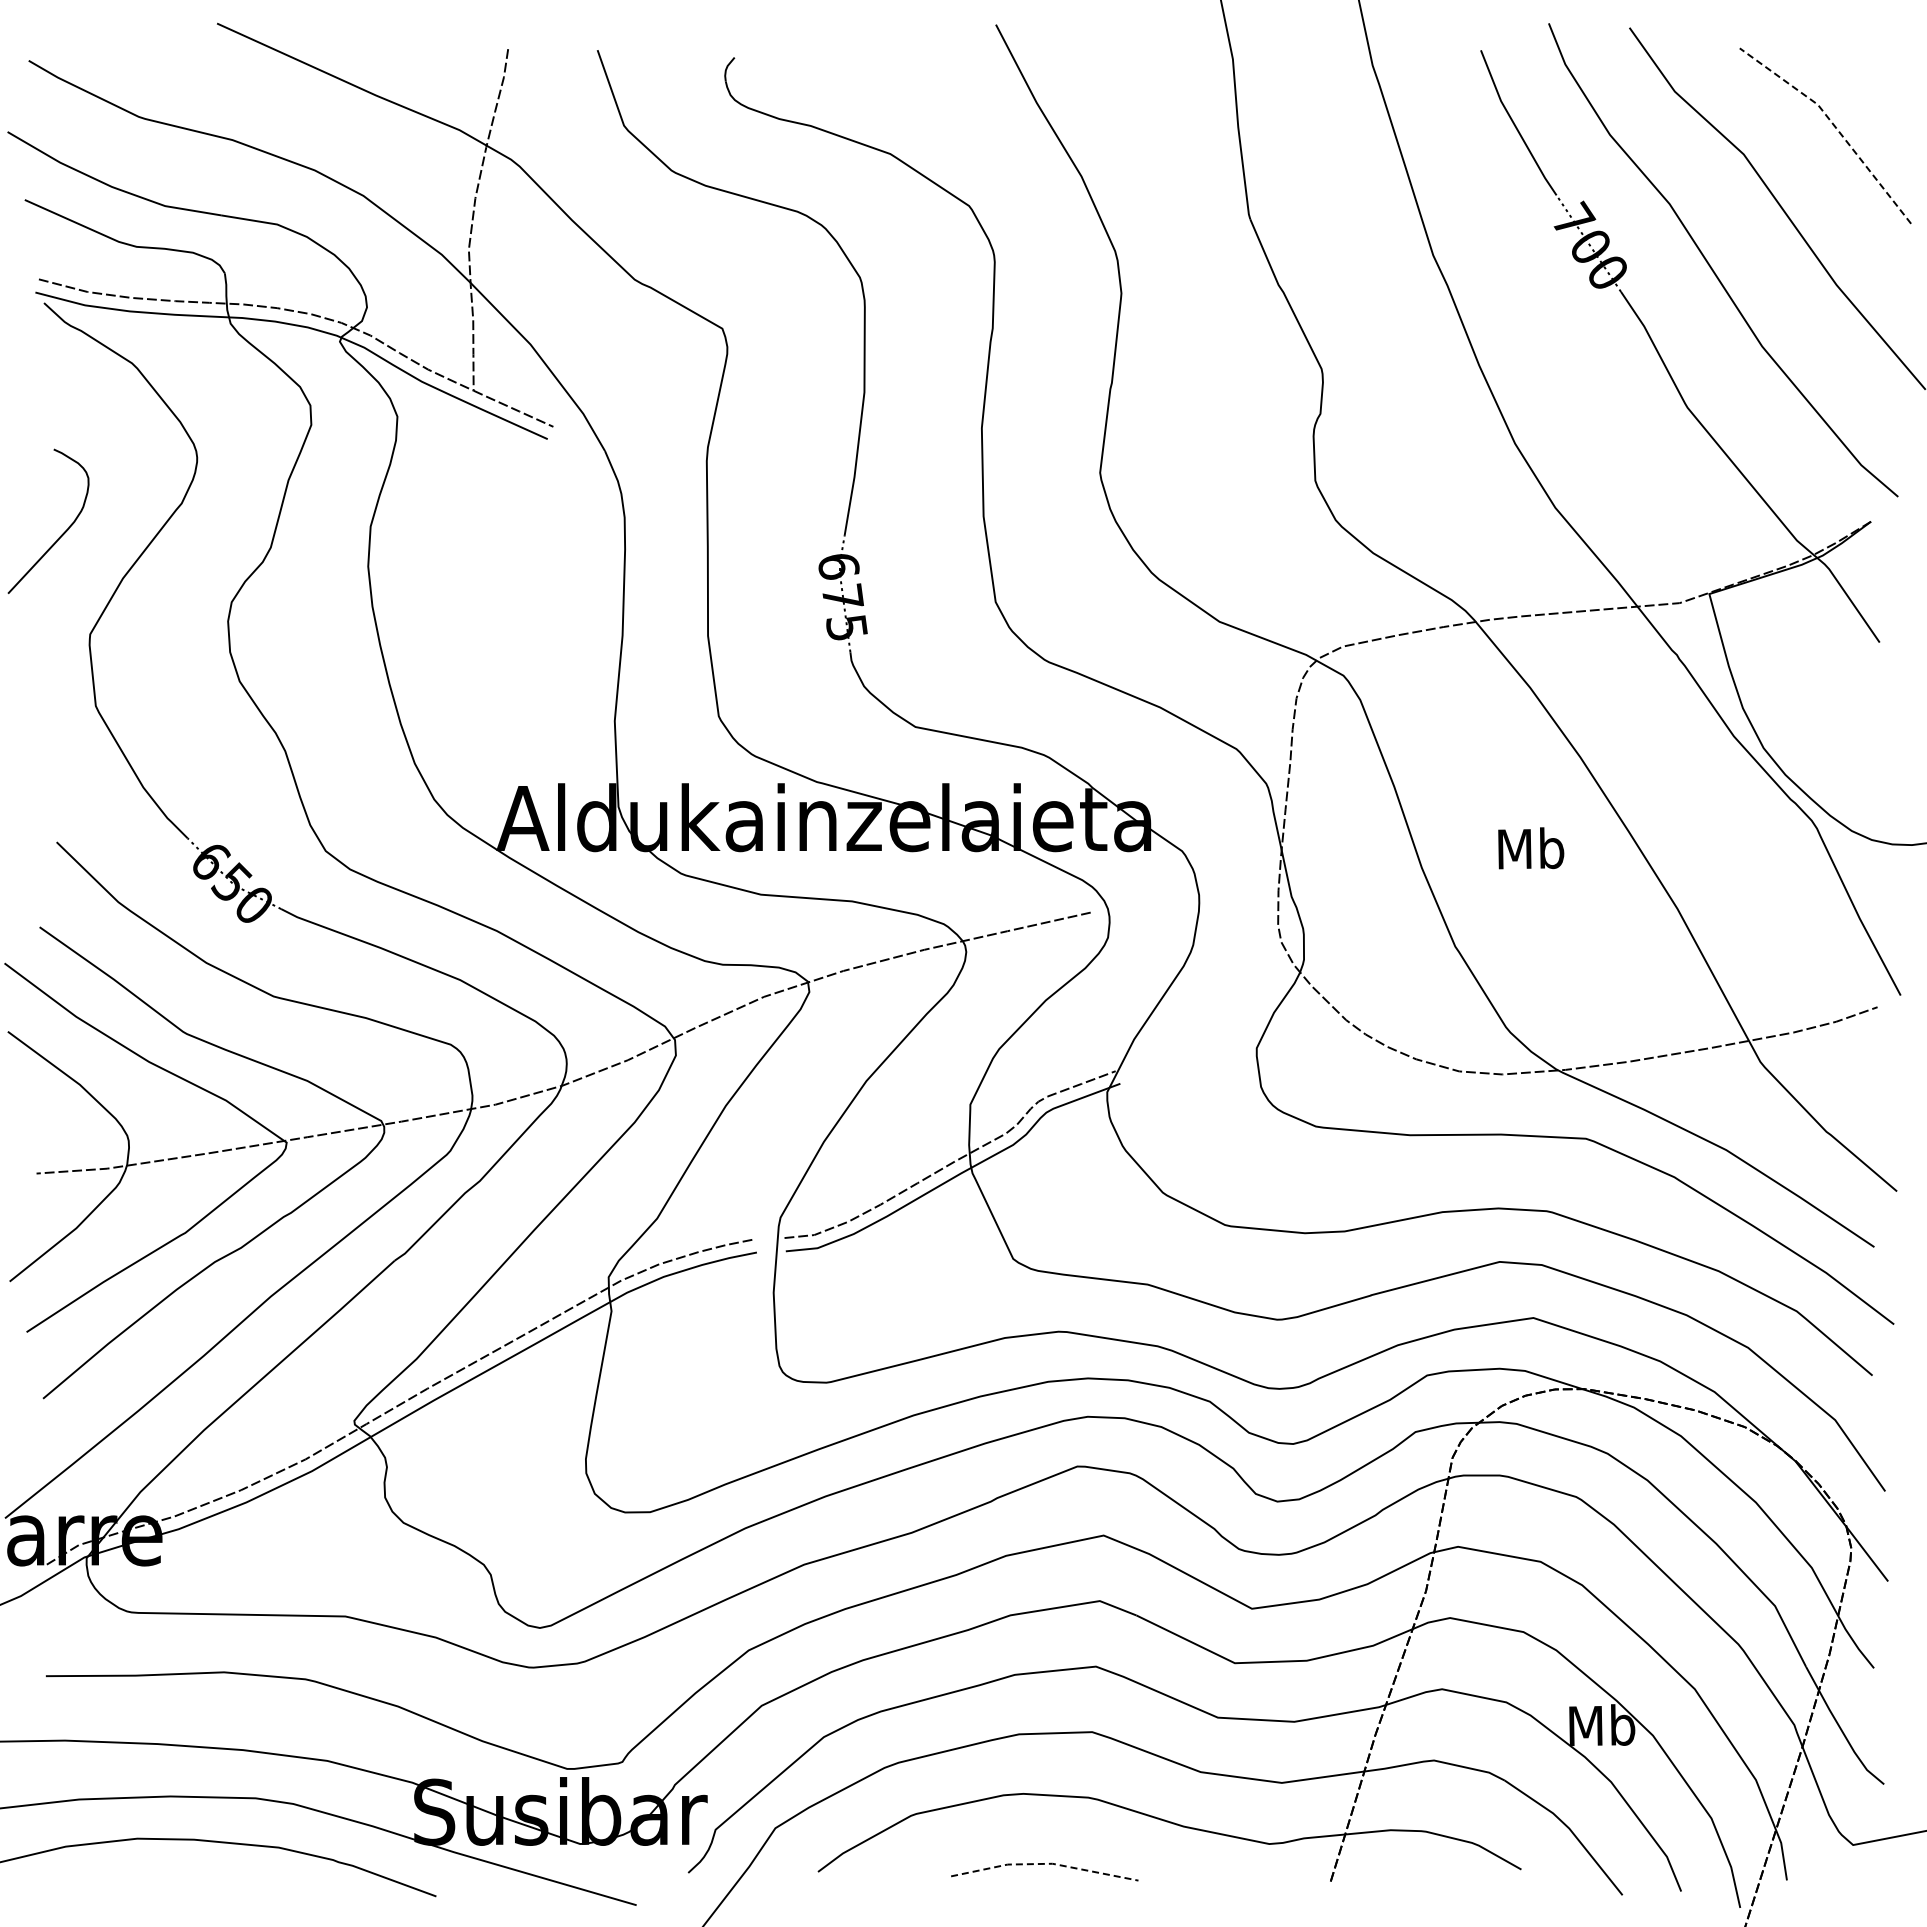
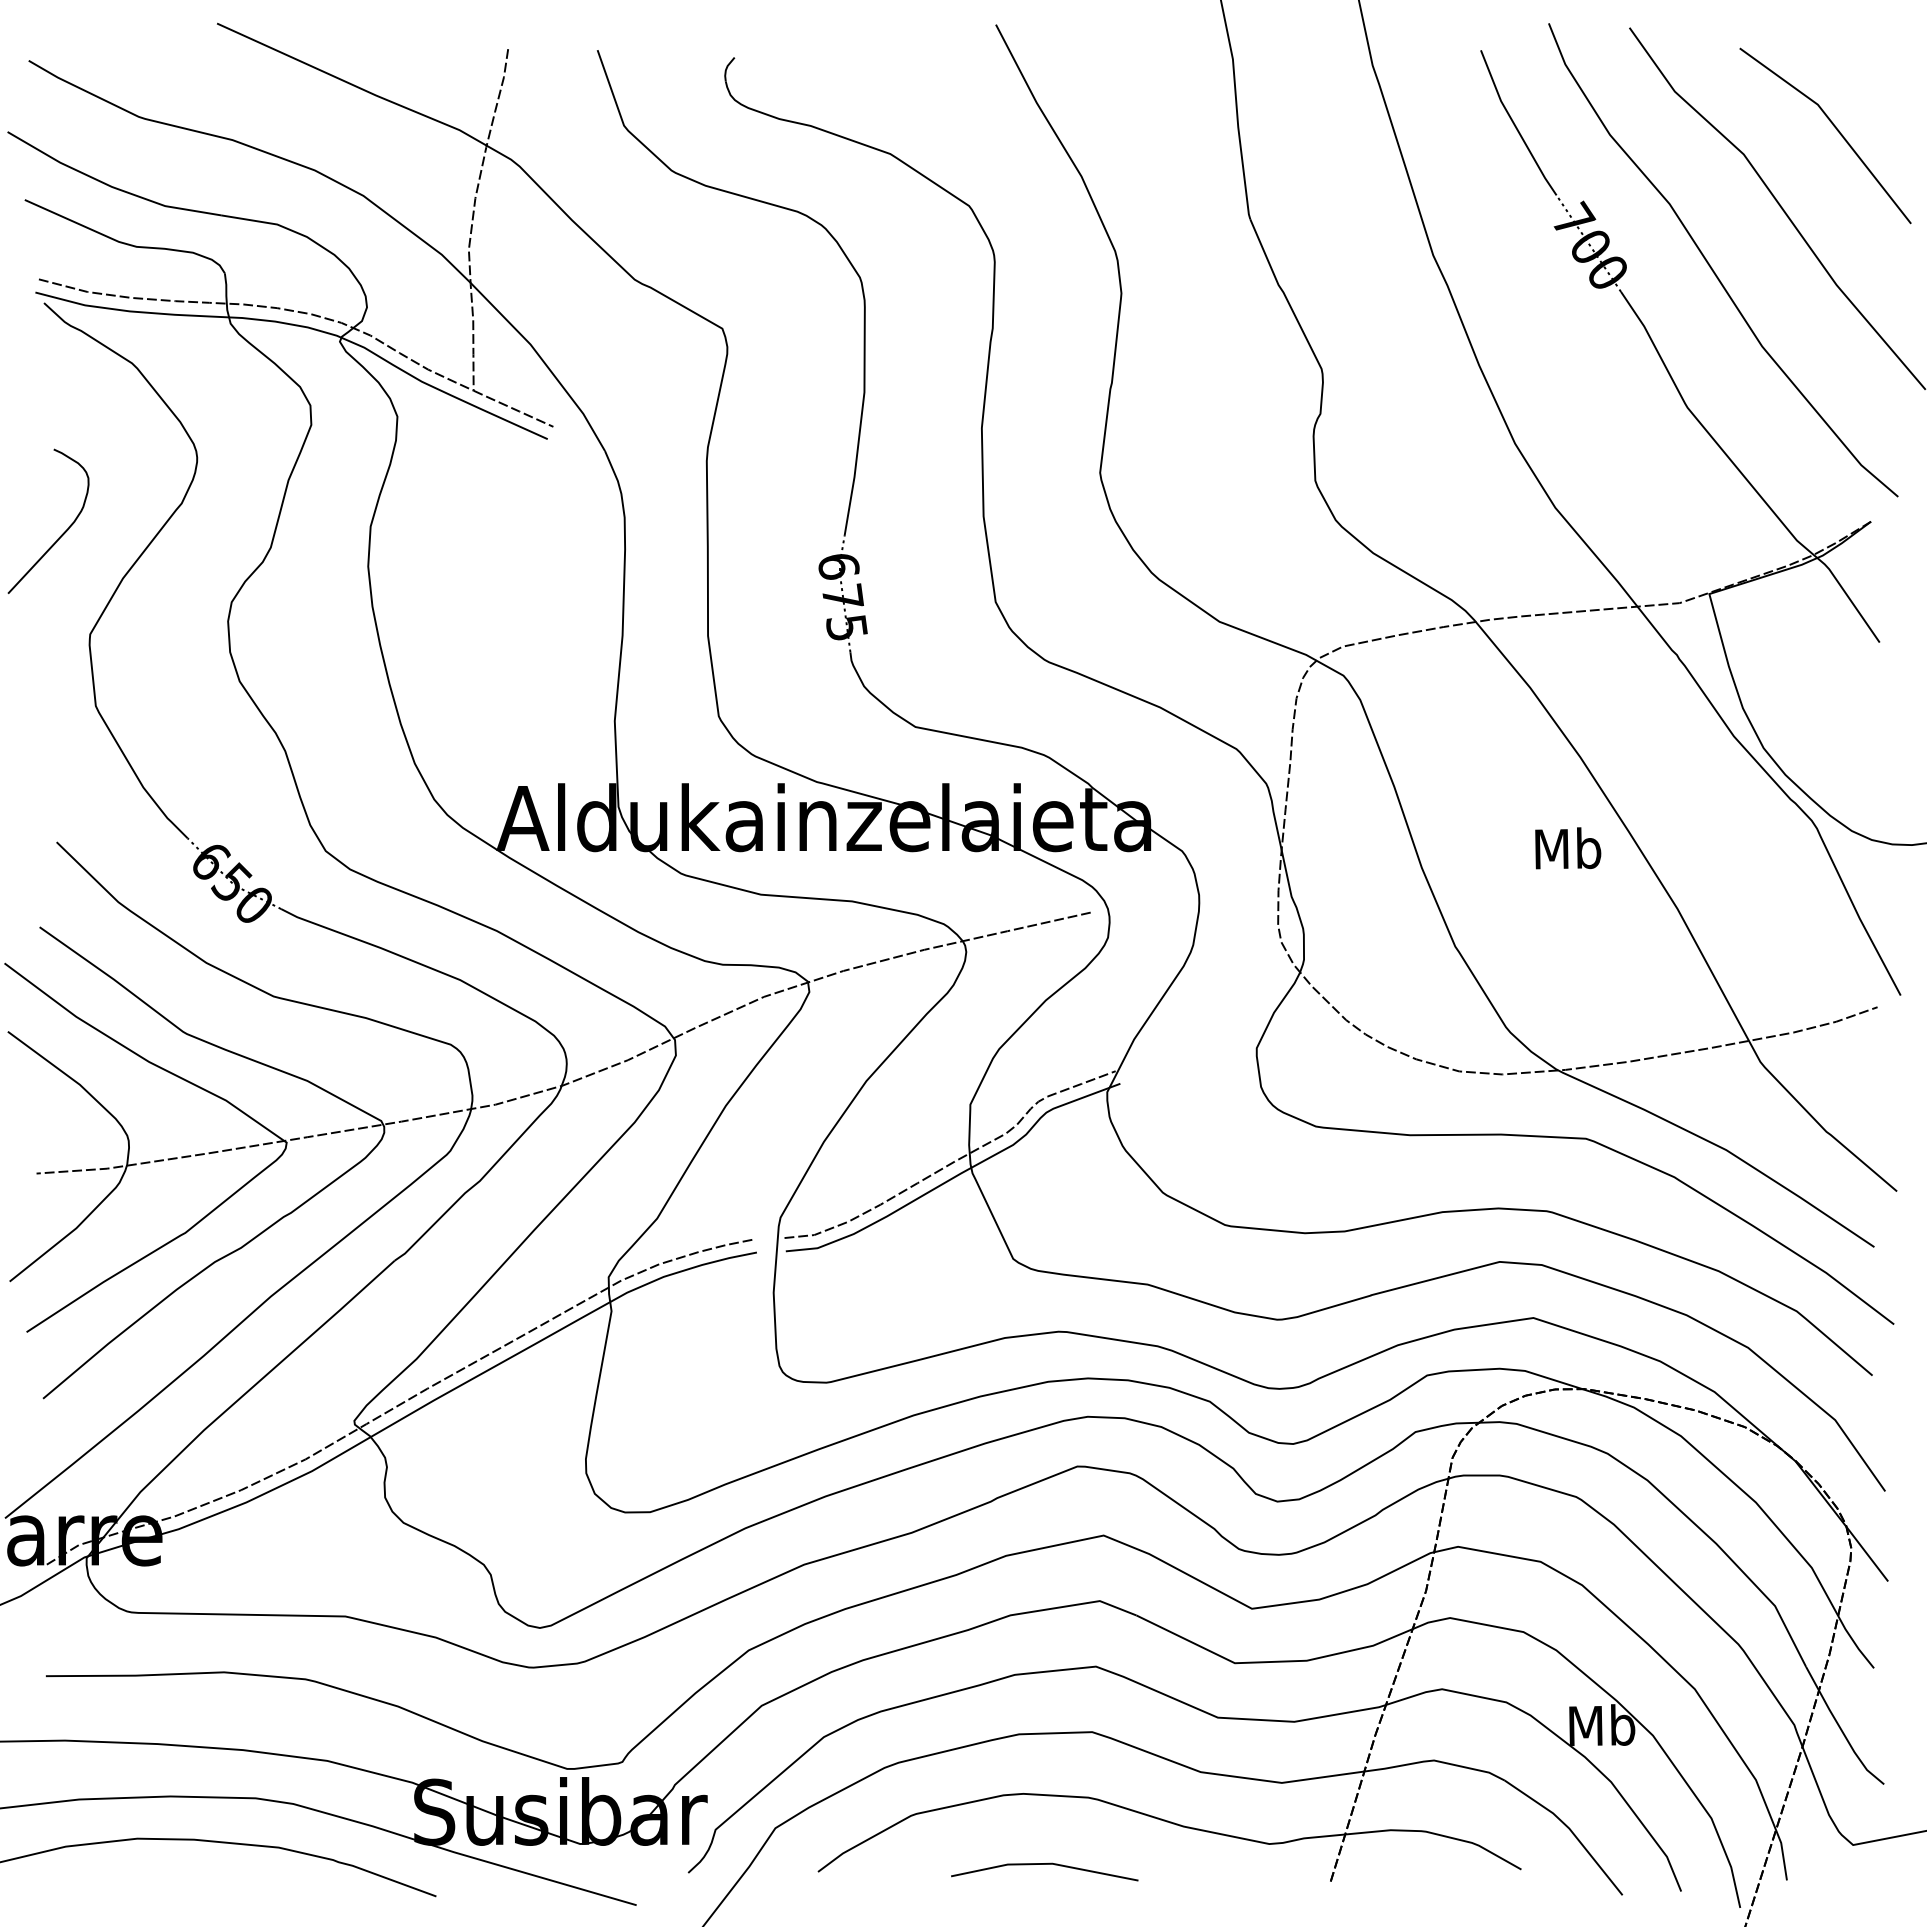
line: dashed -> solid (1834, 125)
text position: (1531, 848) -> (1568, 848) (1568, 848)
line: dashed -> solid (1045, 1863)
